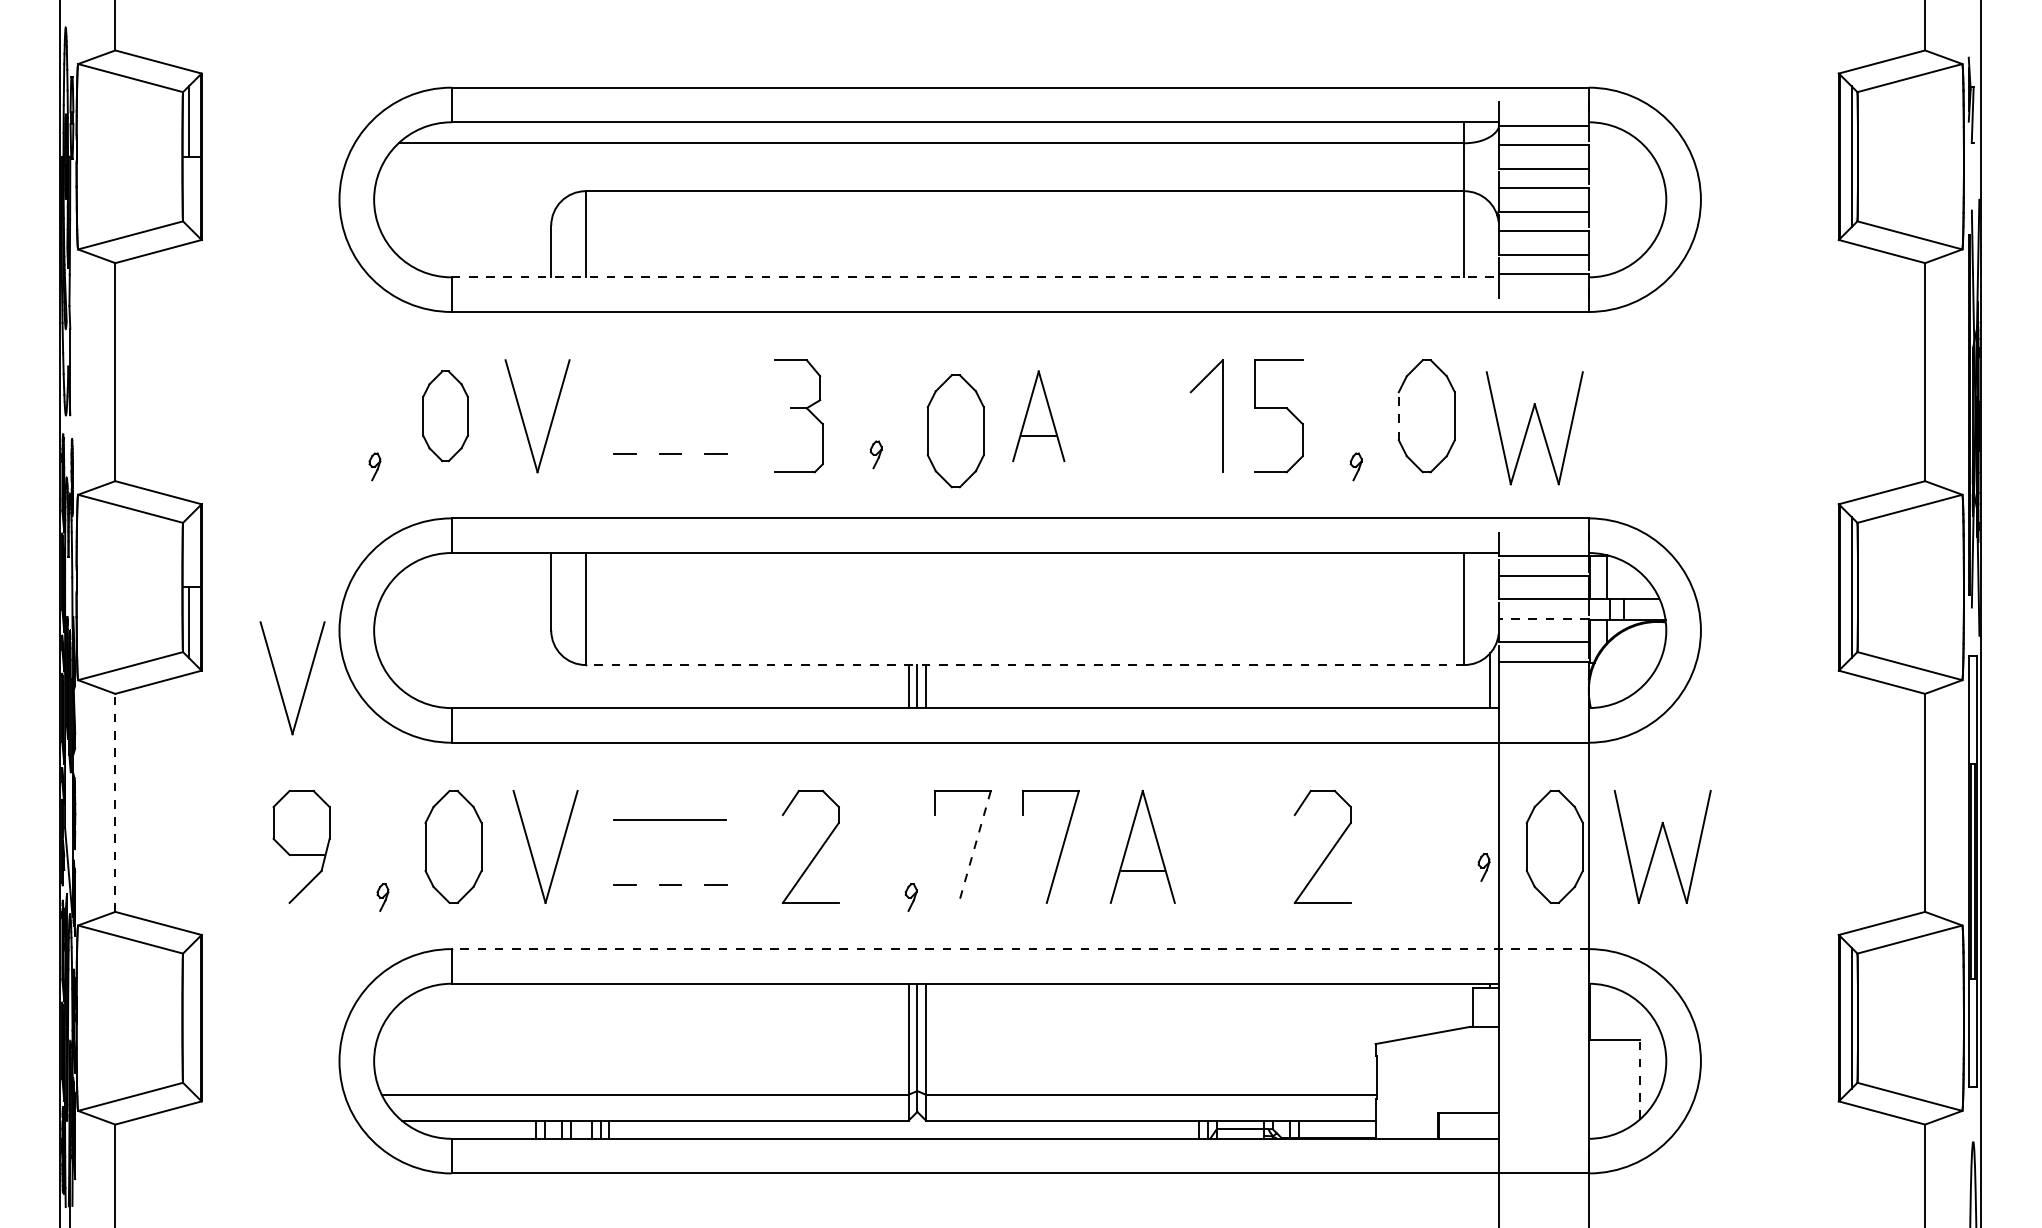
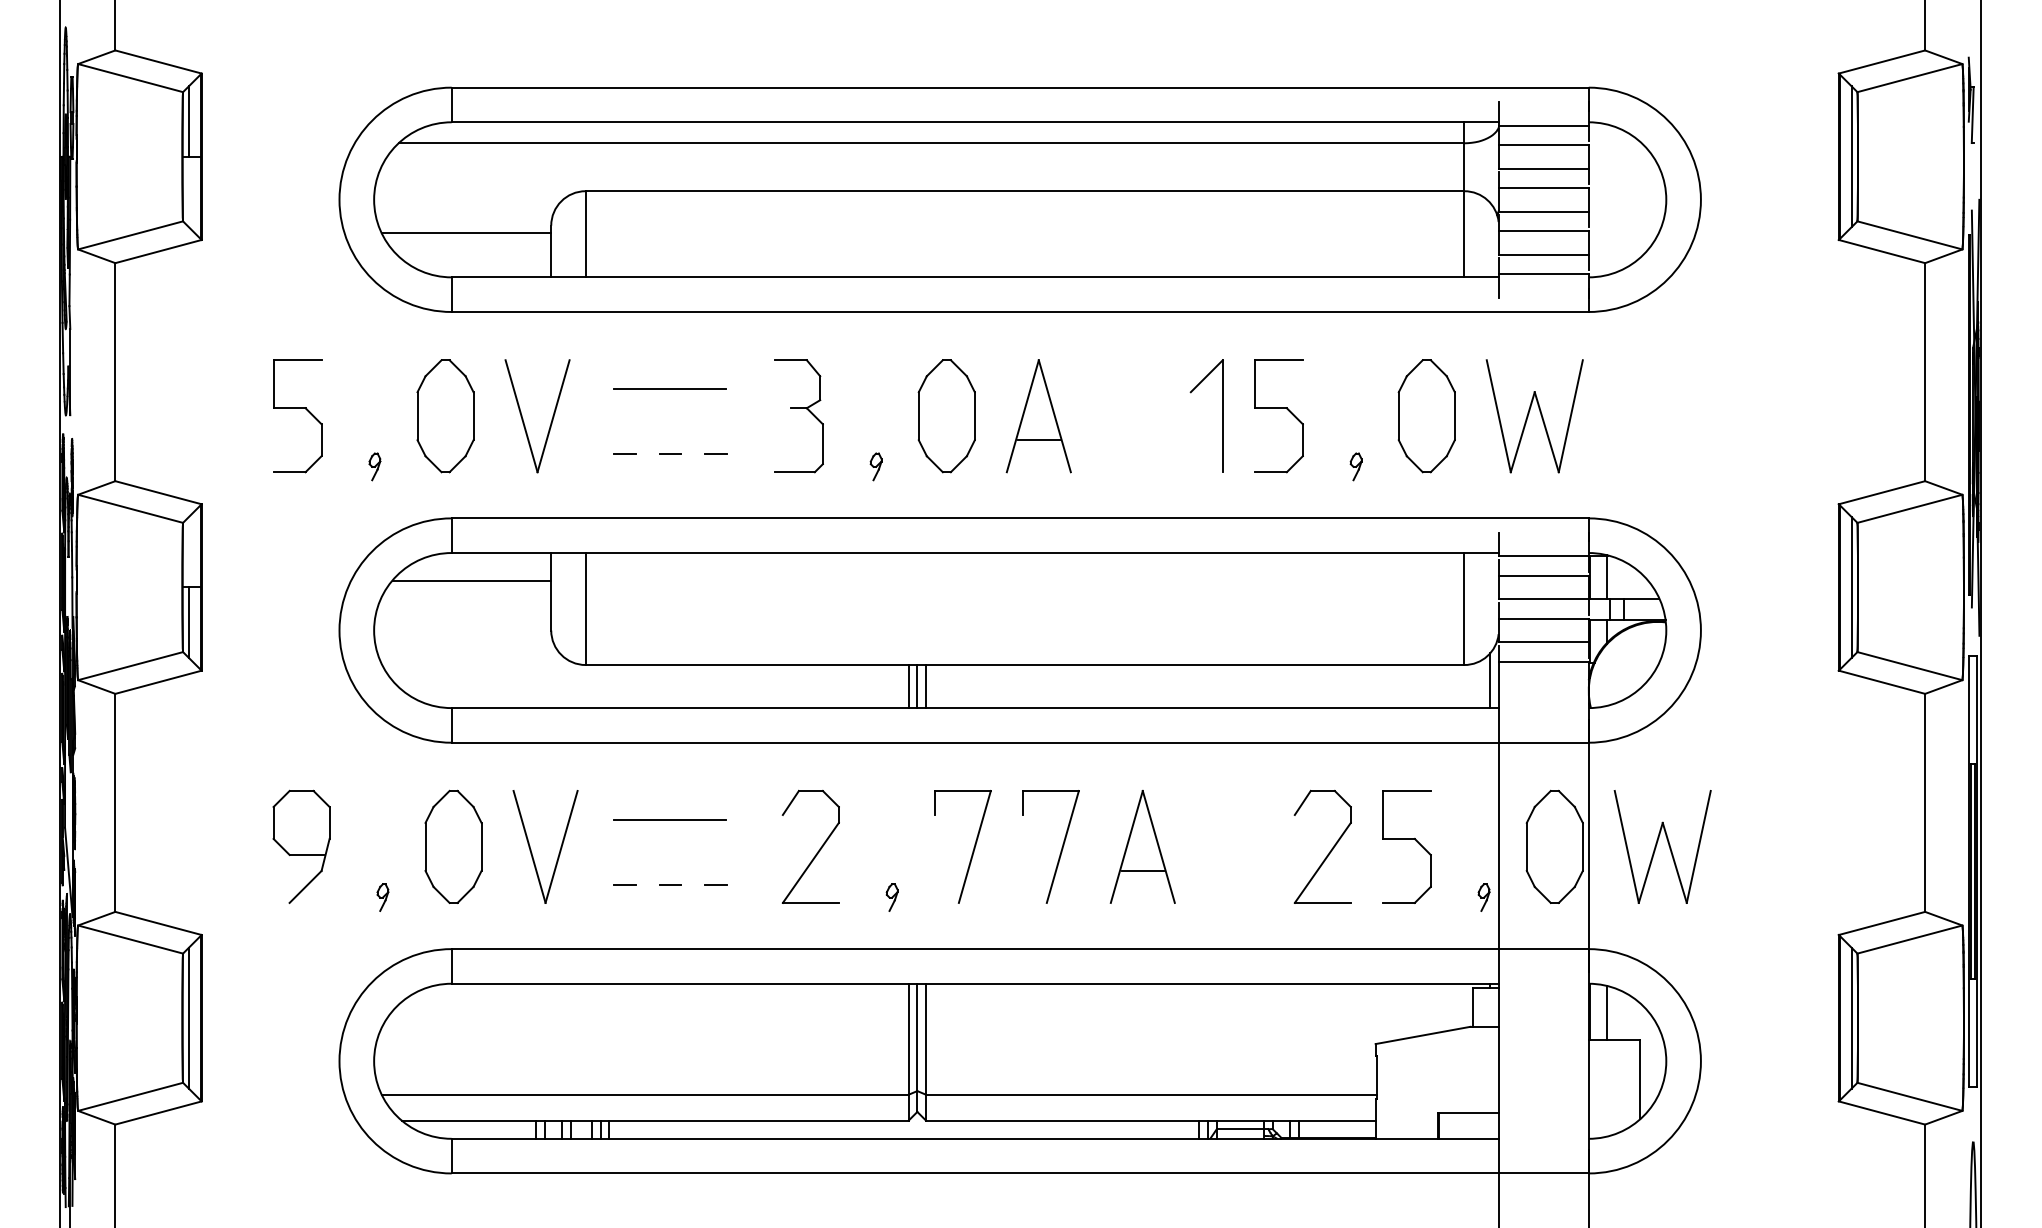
line: none -> present (466, 233)
line: dashed -> solid (975, 277)
line: none -> present (669, 388)
part: none -> present (297, 408)
line: dashed -> solid (1398, 415)
part size: 47x93 px -> 59x115 px (445, 416)
part size: 54x93 px -> 67x115 px (1038, 416)
part position: (1534, 428) -> (1534, 416) (1534, 416)
part position: (955, 431) -> (946, 416) (946, 416)
part position: (875, 454) -> (875, 466) (875, 466)
line: none -> present (471, 580)
line: dashed -> solid (1543, 618)
line: dashed -> solid (1024, 665)
part: present -> none (278, 680)
line: dashed -> solid (115, 802)
part: none -> present (1406, 839)
line: dashed -> solid (974, 847)
part position: (1483, 867) -> (1483, 897) (1483, 897)
part position: (910, 897) -> (891, 897) (891, 897)
line: dashed -> solid (1020, 949)
line: none -> present (1606, 1012)
line: none -> present (188, 1017)
line: dashed -> solid (1640, 1079)
